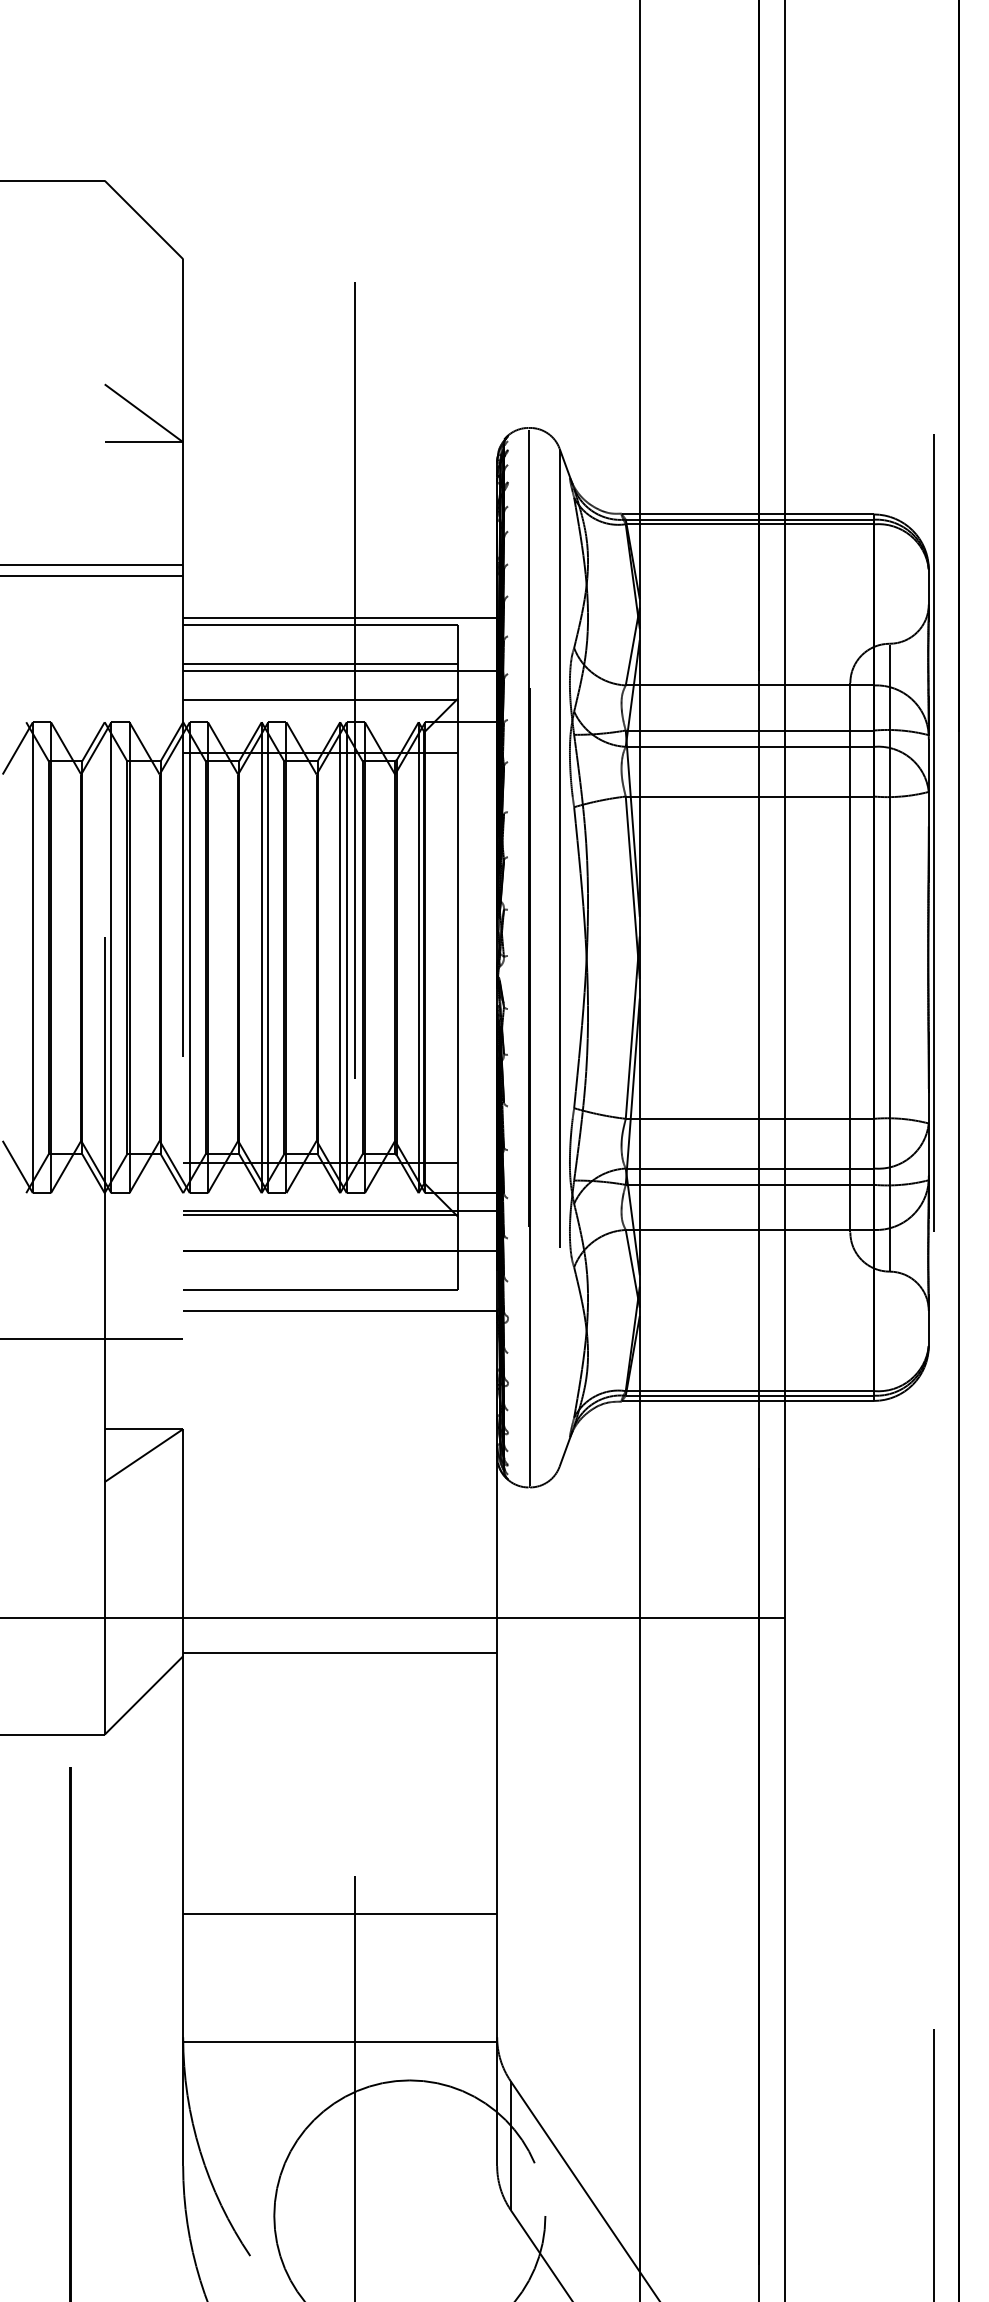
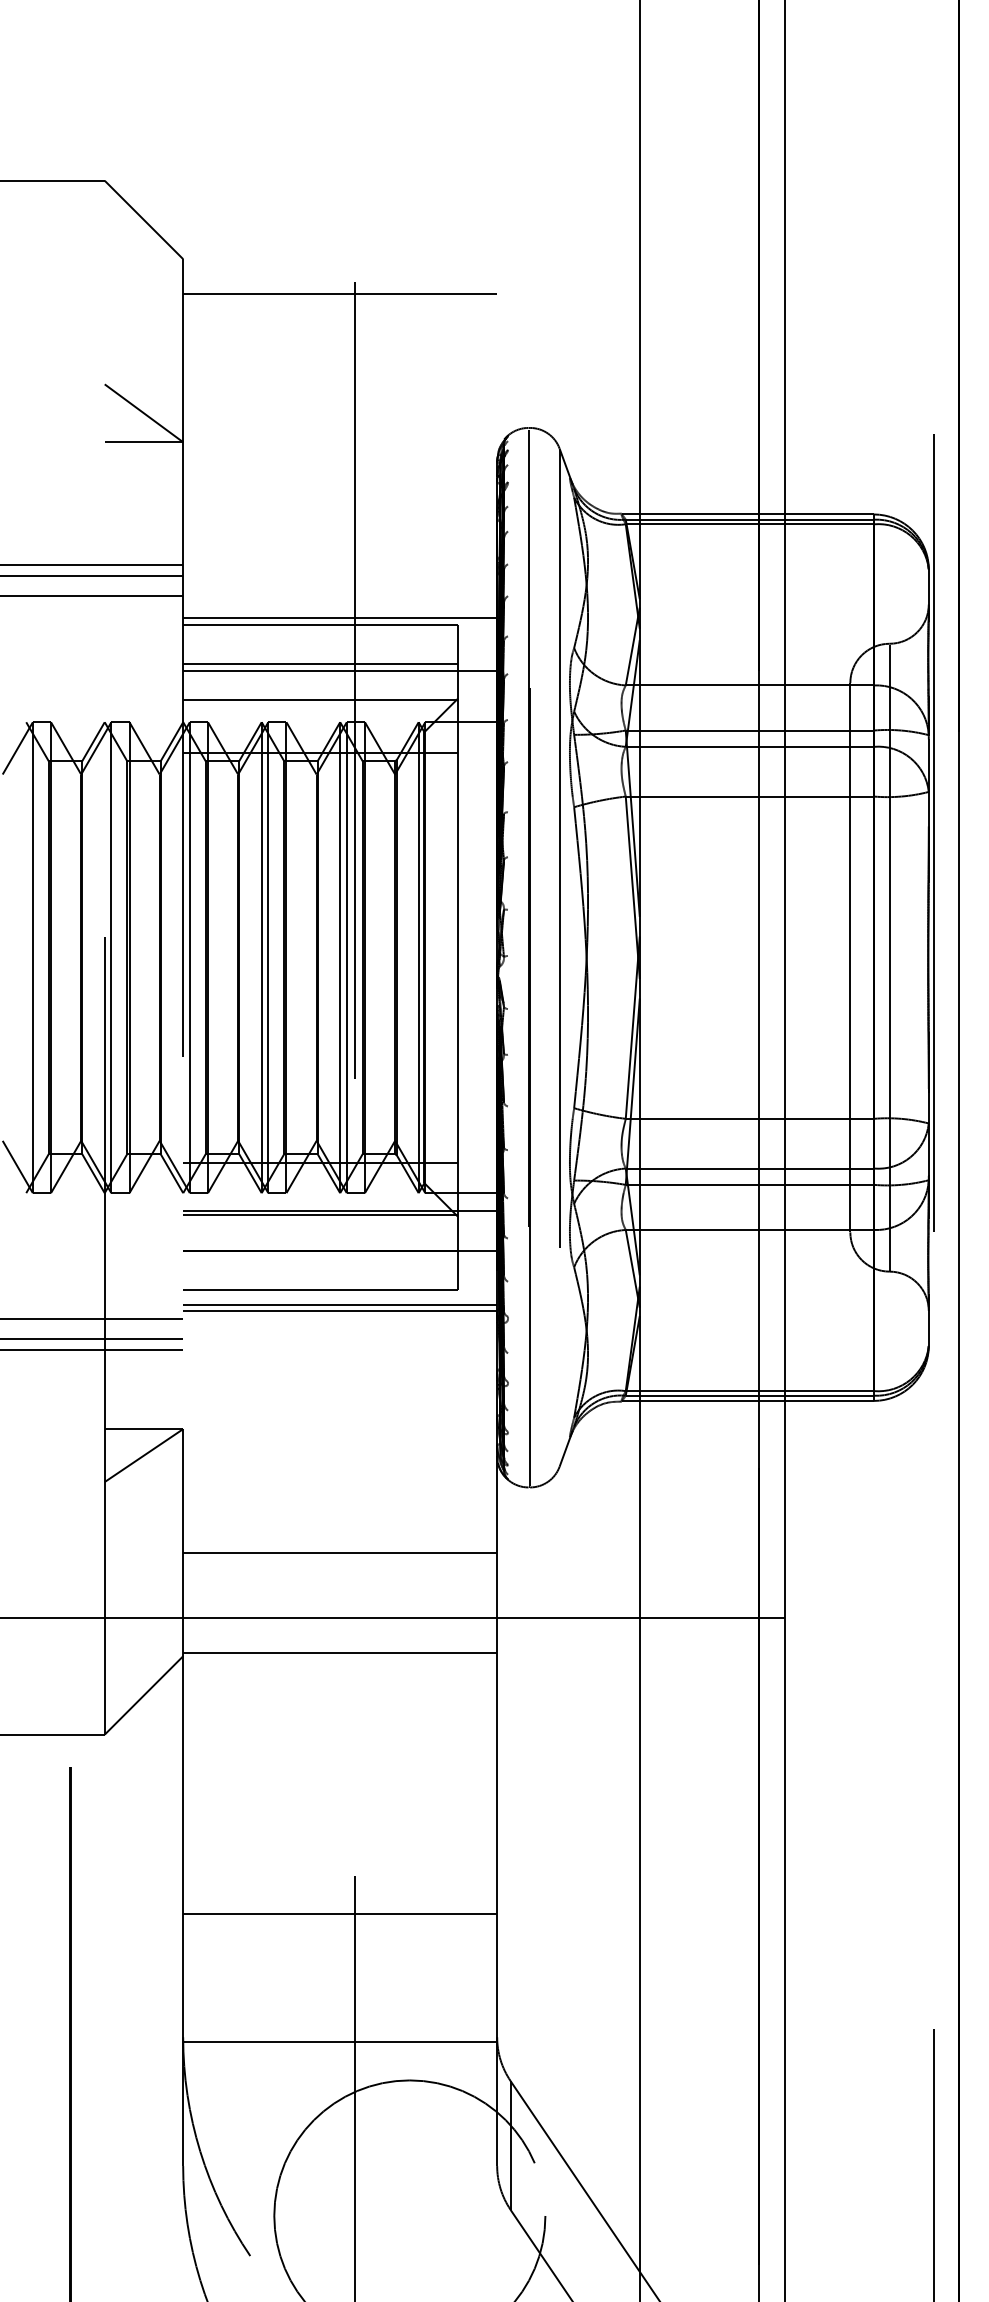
line: none -> present (340, 294)
line: none -> present (92, 596)
line: none -> present (340, 1304)
line: none -> present (92, 1319)
line: none -> present (92, 1350)
line: none -> present (340, 1553)
